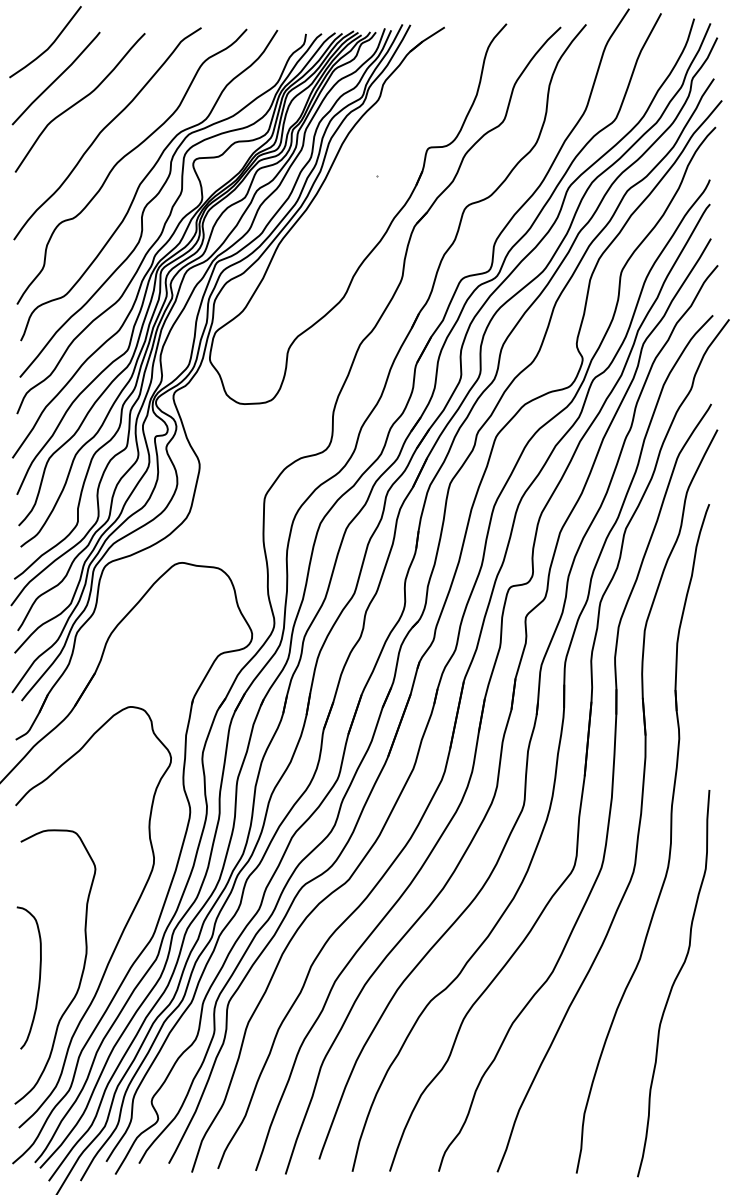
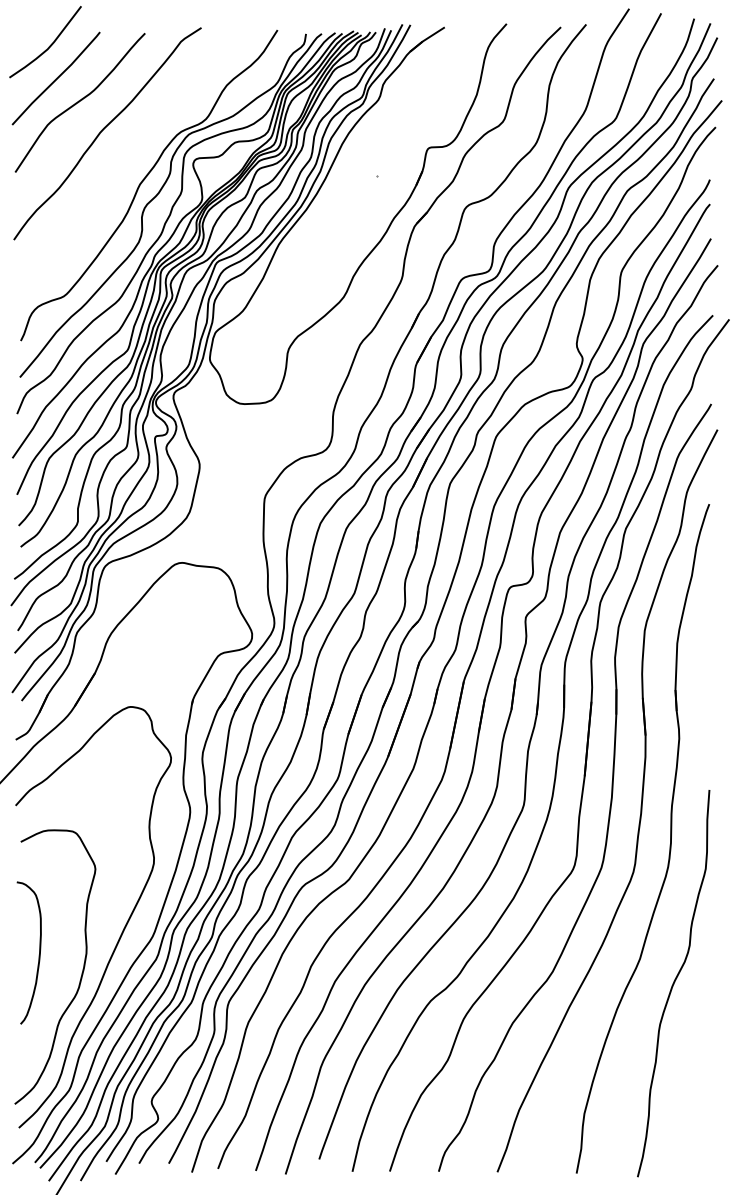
curve: present -> none (126, 156)
curve position: (38, 980) -> (38, 955) (38, 955)
